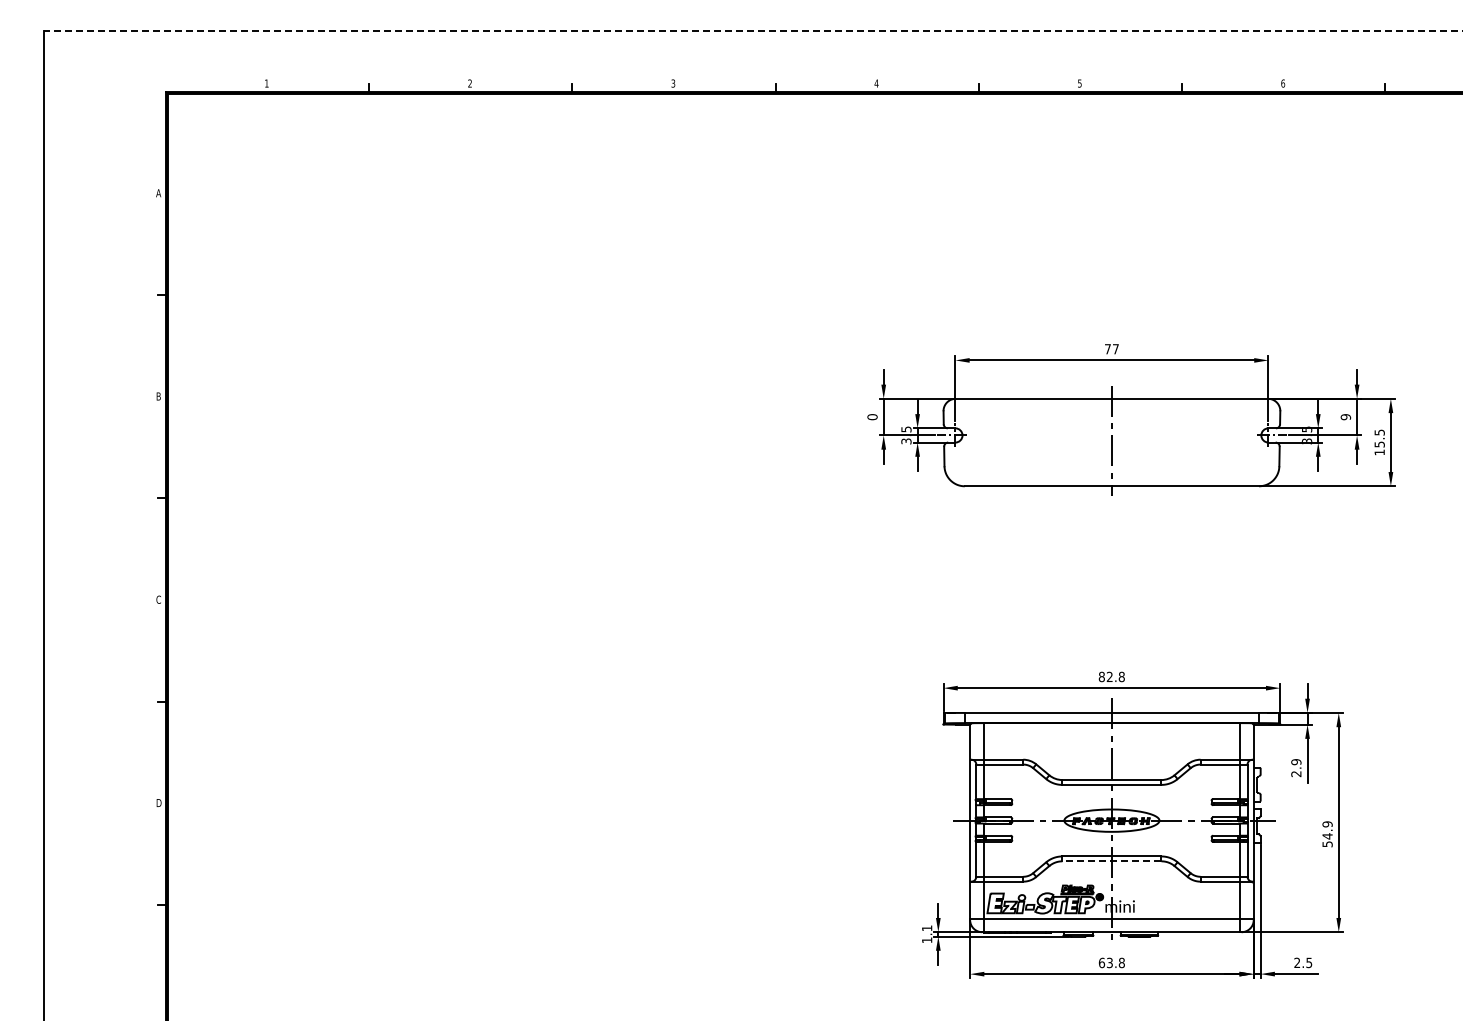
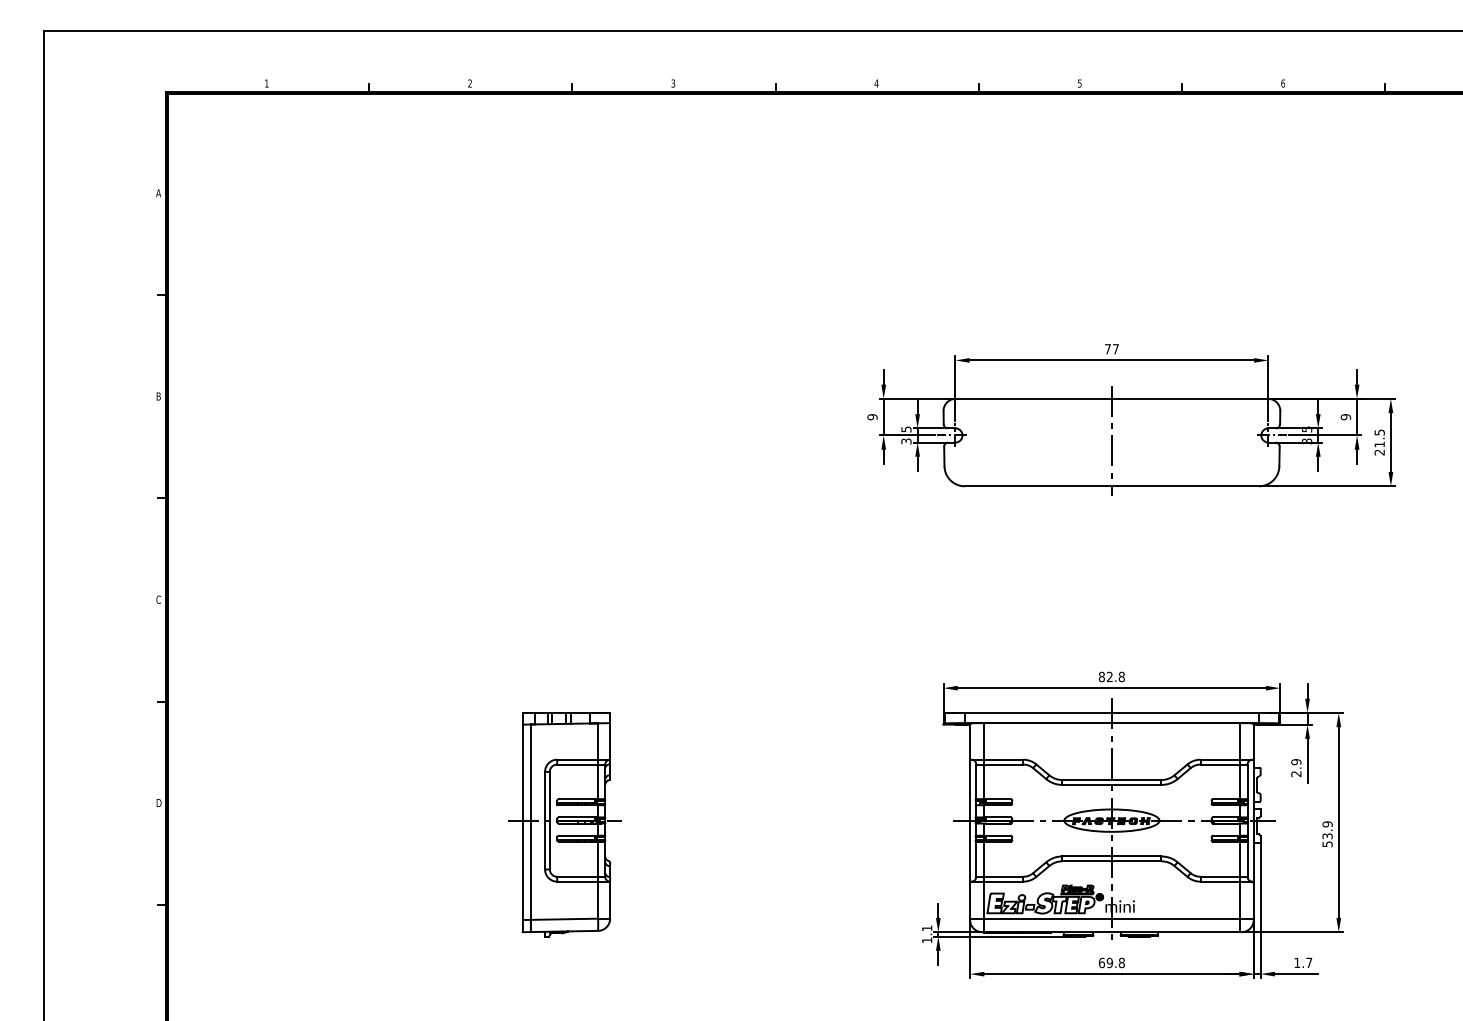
line: dashed -> solid (752, 30)
text: 0 -> 9 (872, 417)
text: 15.5 -> 21.5 (1379, 448)
part: none -> present (564, 824)
text: 54.9 -> 53.9 (1327, 836)
line: dashed -> solid (1111, 861)
text: 63.8 -> 69.8 (1109, 962)
text: 2.5 -> 1.7 (1303, 962)
